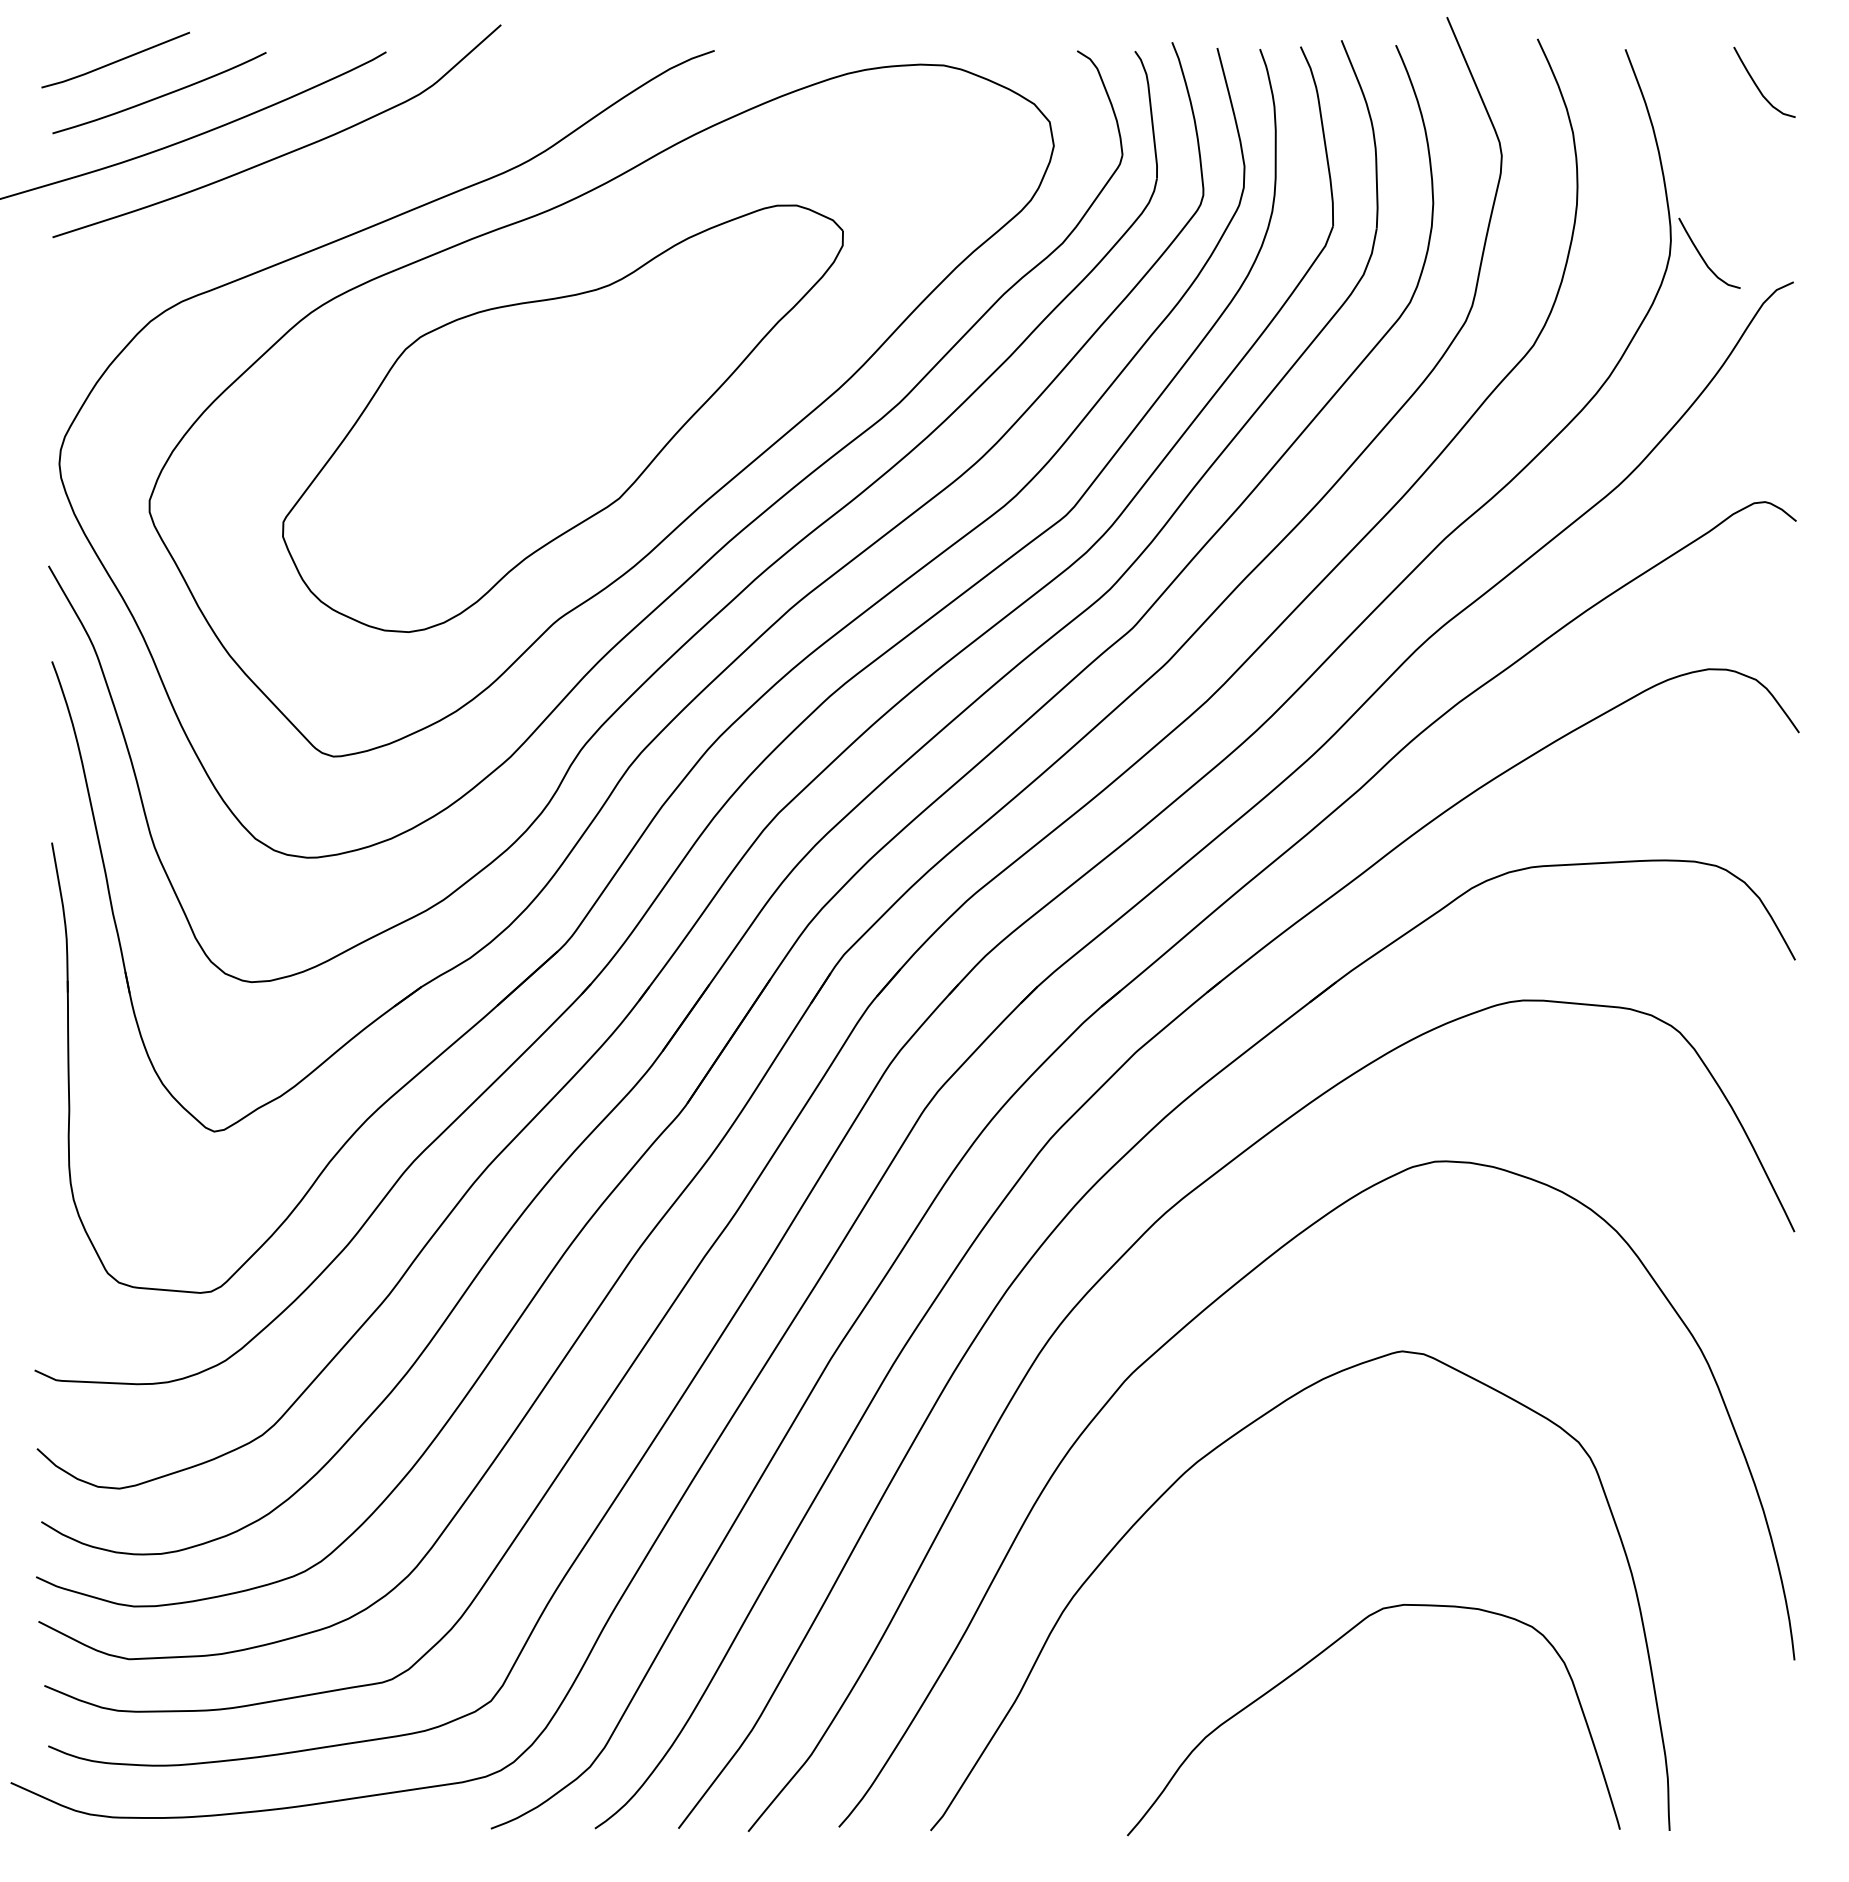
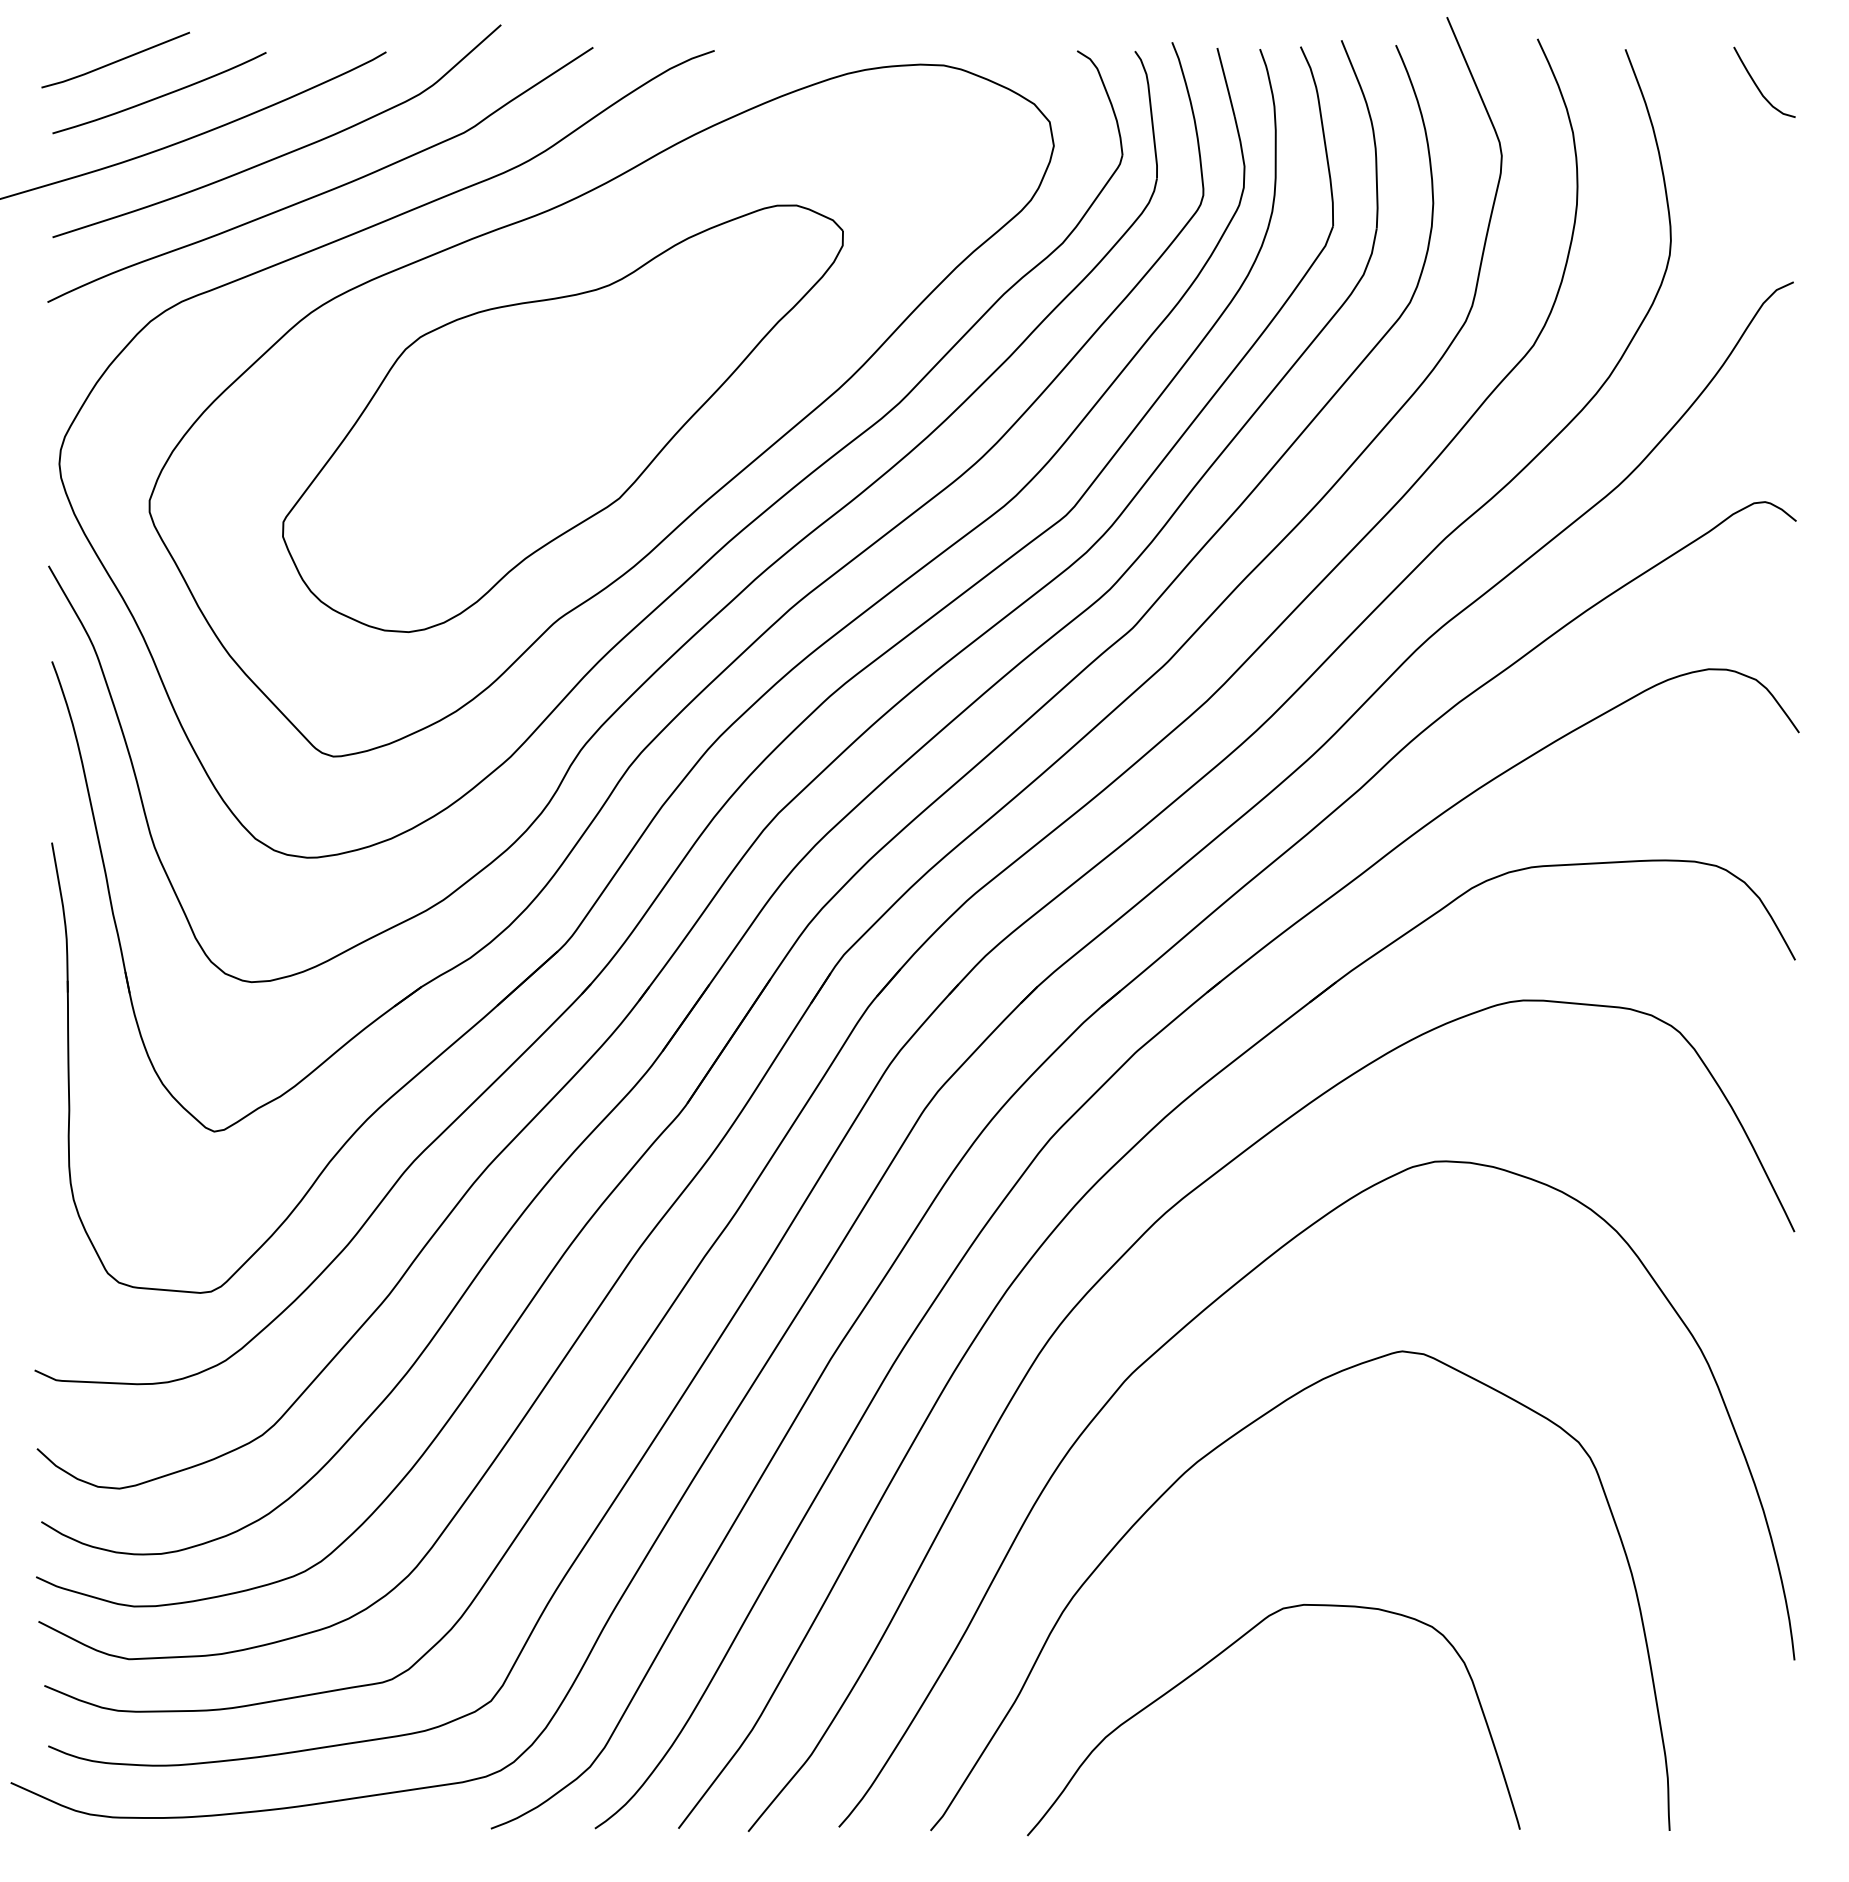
curve: none -> present (327, 190)
curve: present -> none (1702, 256)
curve position: (1322, 1653) -> (1222, 1653) (1222, 1653)
